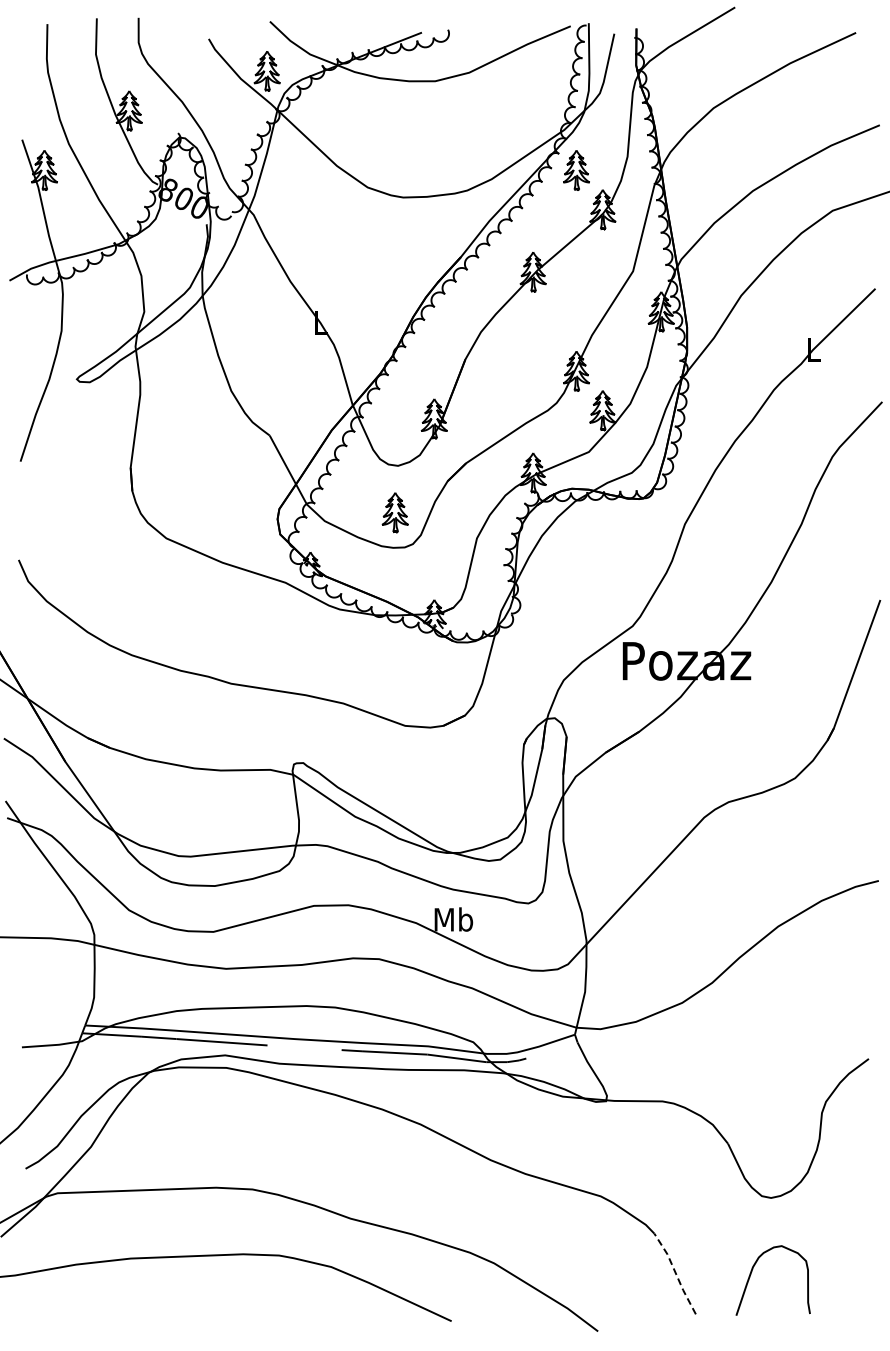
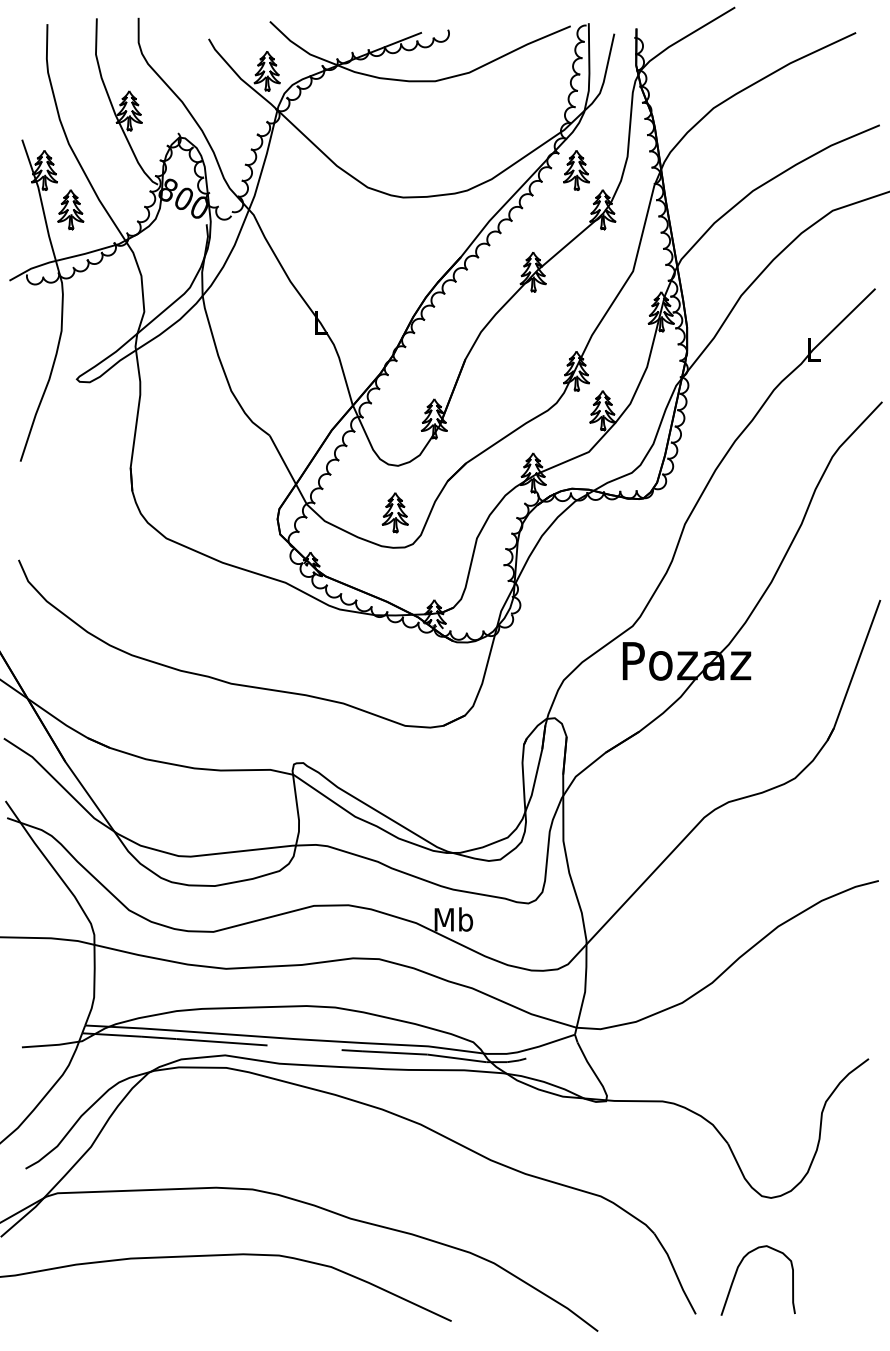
part: none -> present (70, 209)
curve position: (752, 1272) -> (737, 1272) (737, 1272)
line: dashed -> solid (675, 1273)
